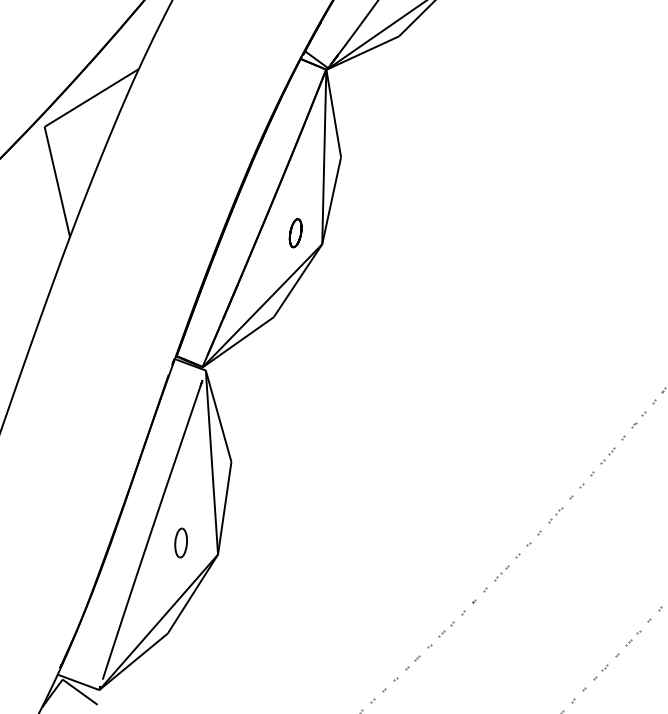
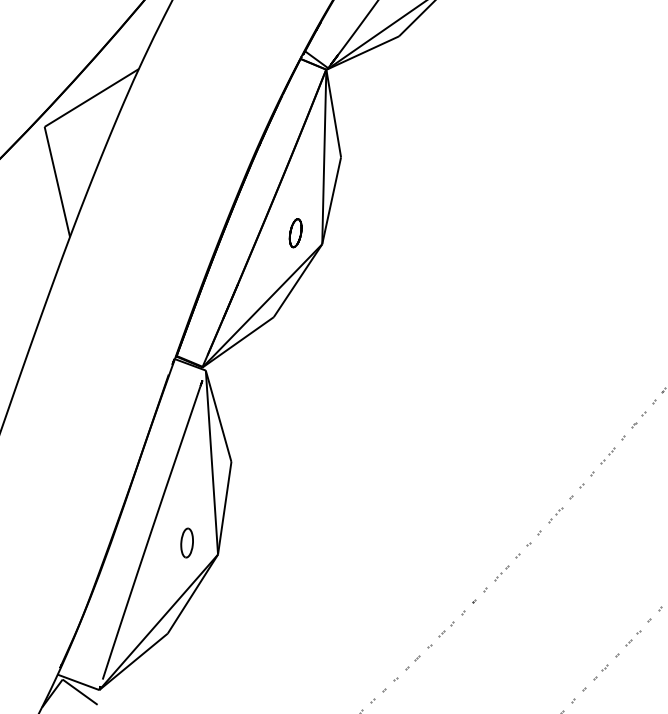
part position: (180, 542) -> (186, 542) (186, 542)
